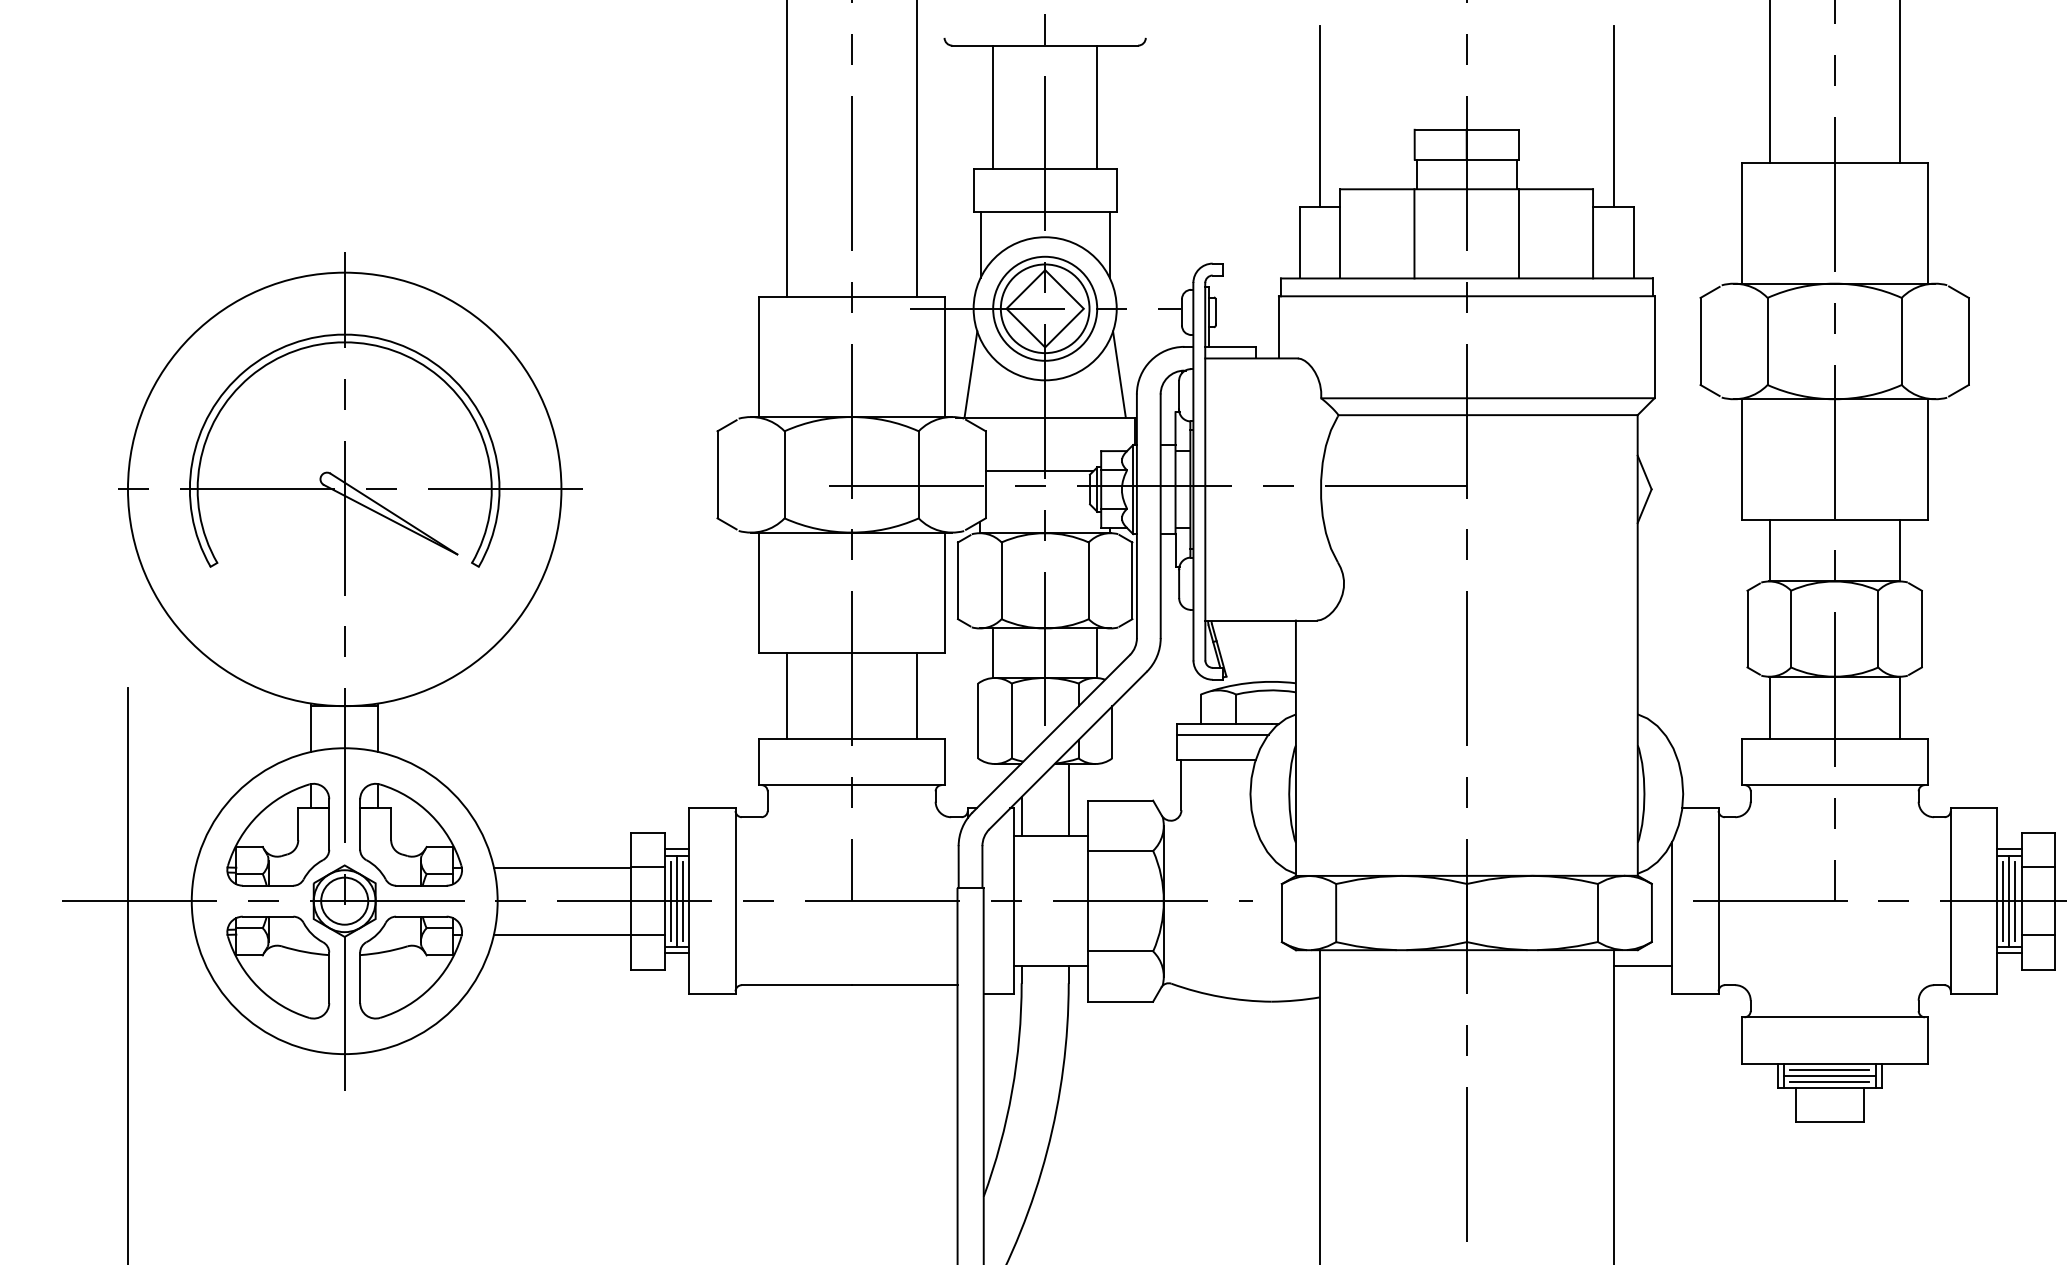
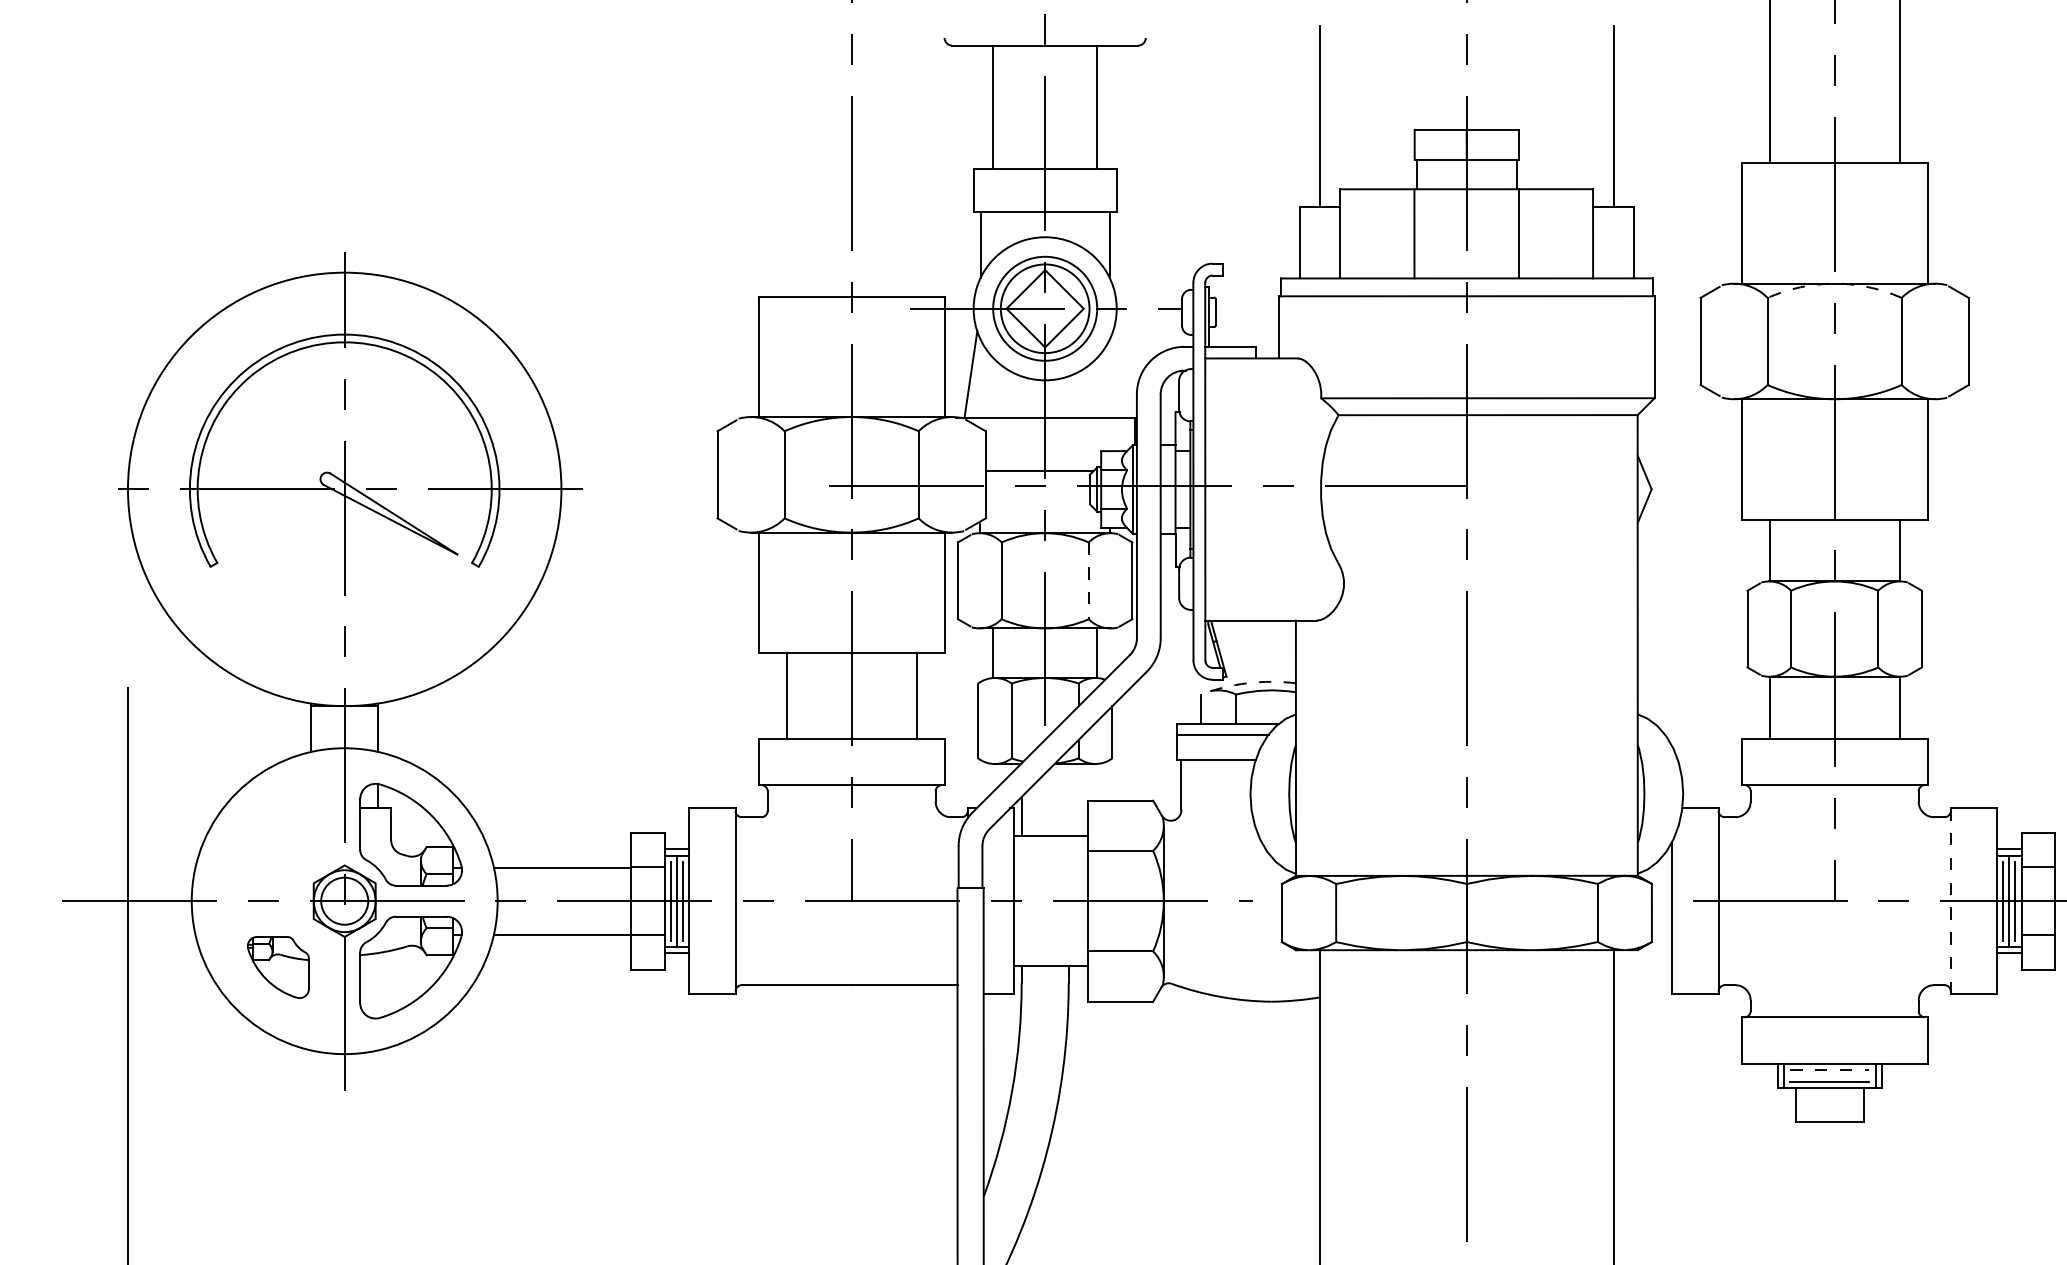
line: present -> none (786, 149)
line: present -> none (916, 149)
arc: solid -> dashed (1834, 283)
line: present -> none (1119, 374)
line: solid -> dashed (1088, 581)
arc: solid -> dashed (1247, 683)
line: present -> none (1068, 800)
part: present -> none (278, 834)
line: solid -> dashed (1950, 901)
line: present -> none (1643, 966)
part size: 105x105 px -> 64x63 px (277, 967)
line: solid -> dashed (1829, 1069)
line: present -> none (1829, 1075)
